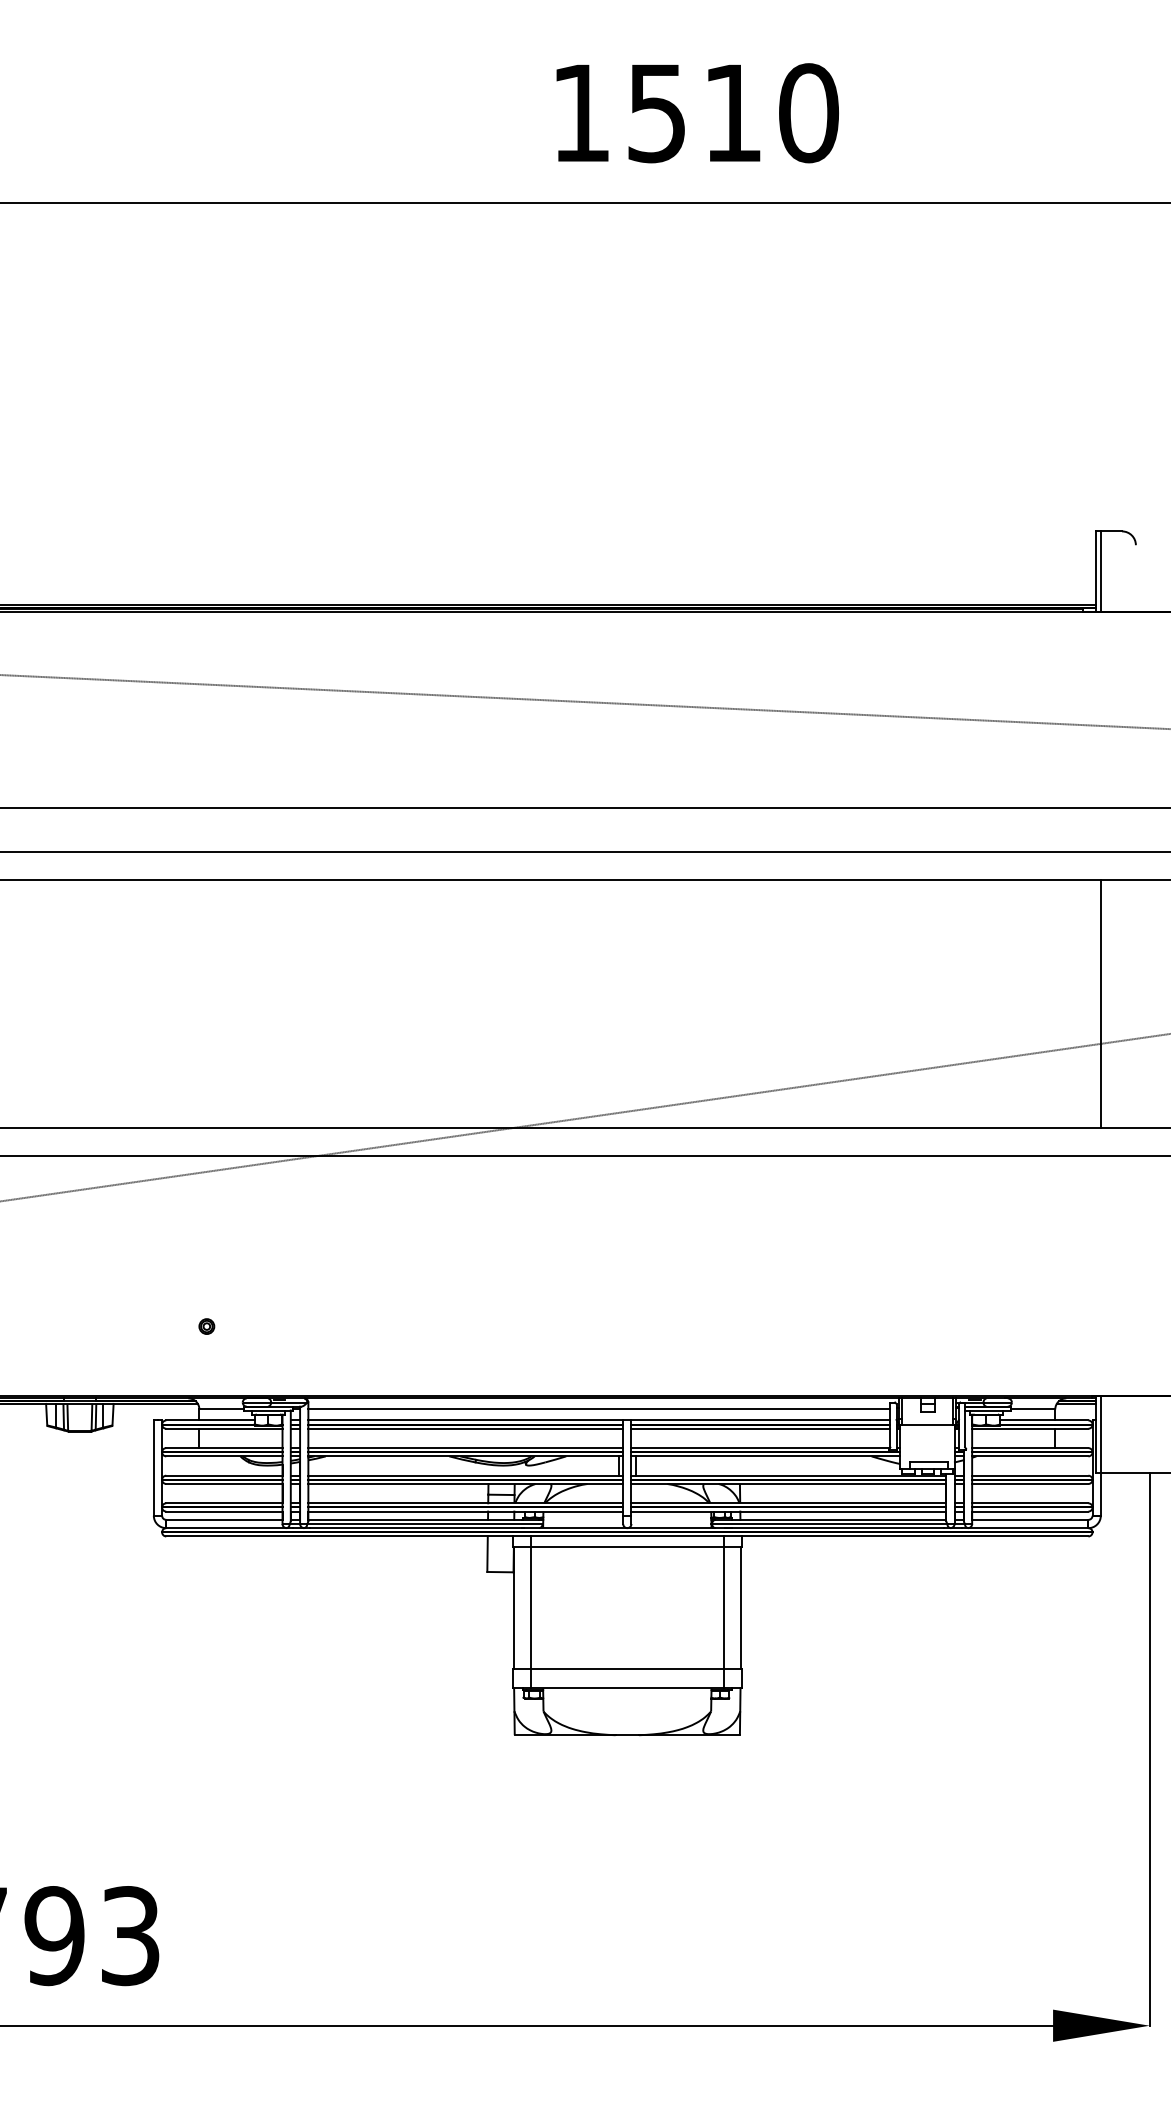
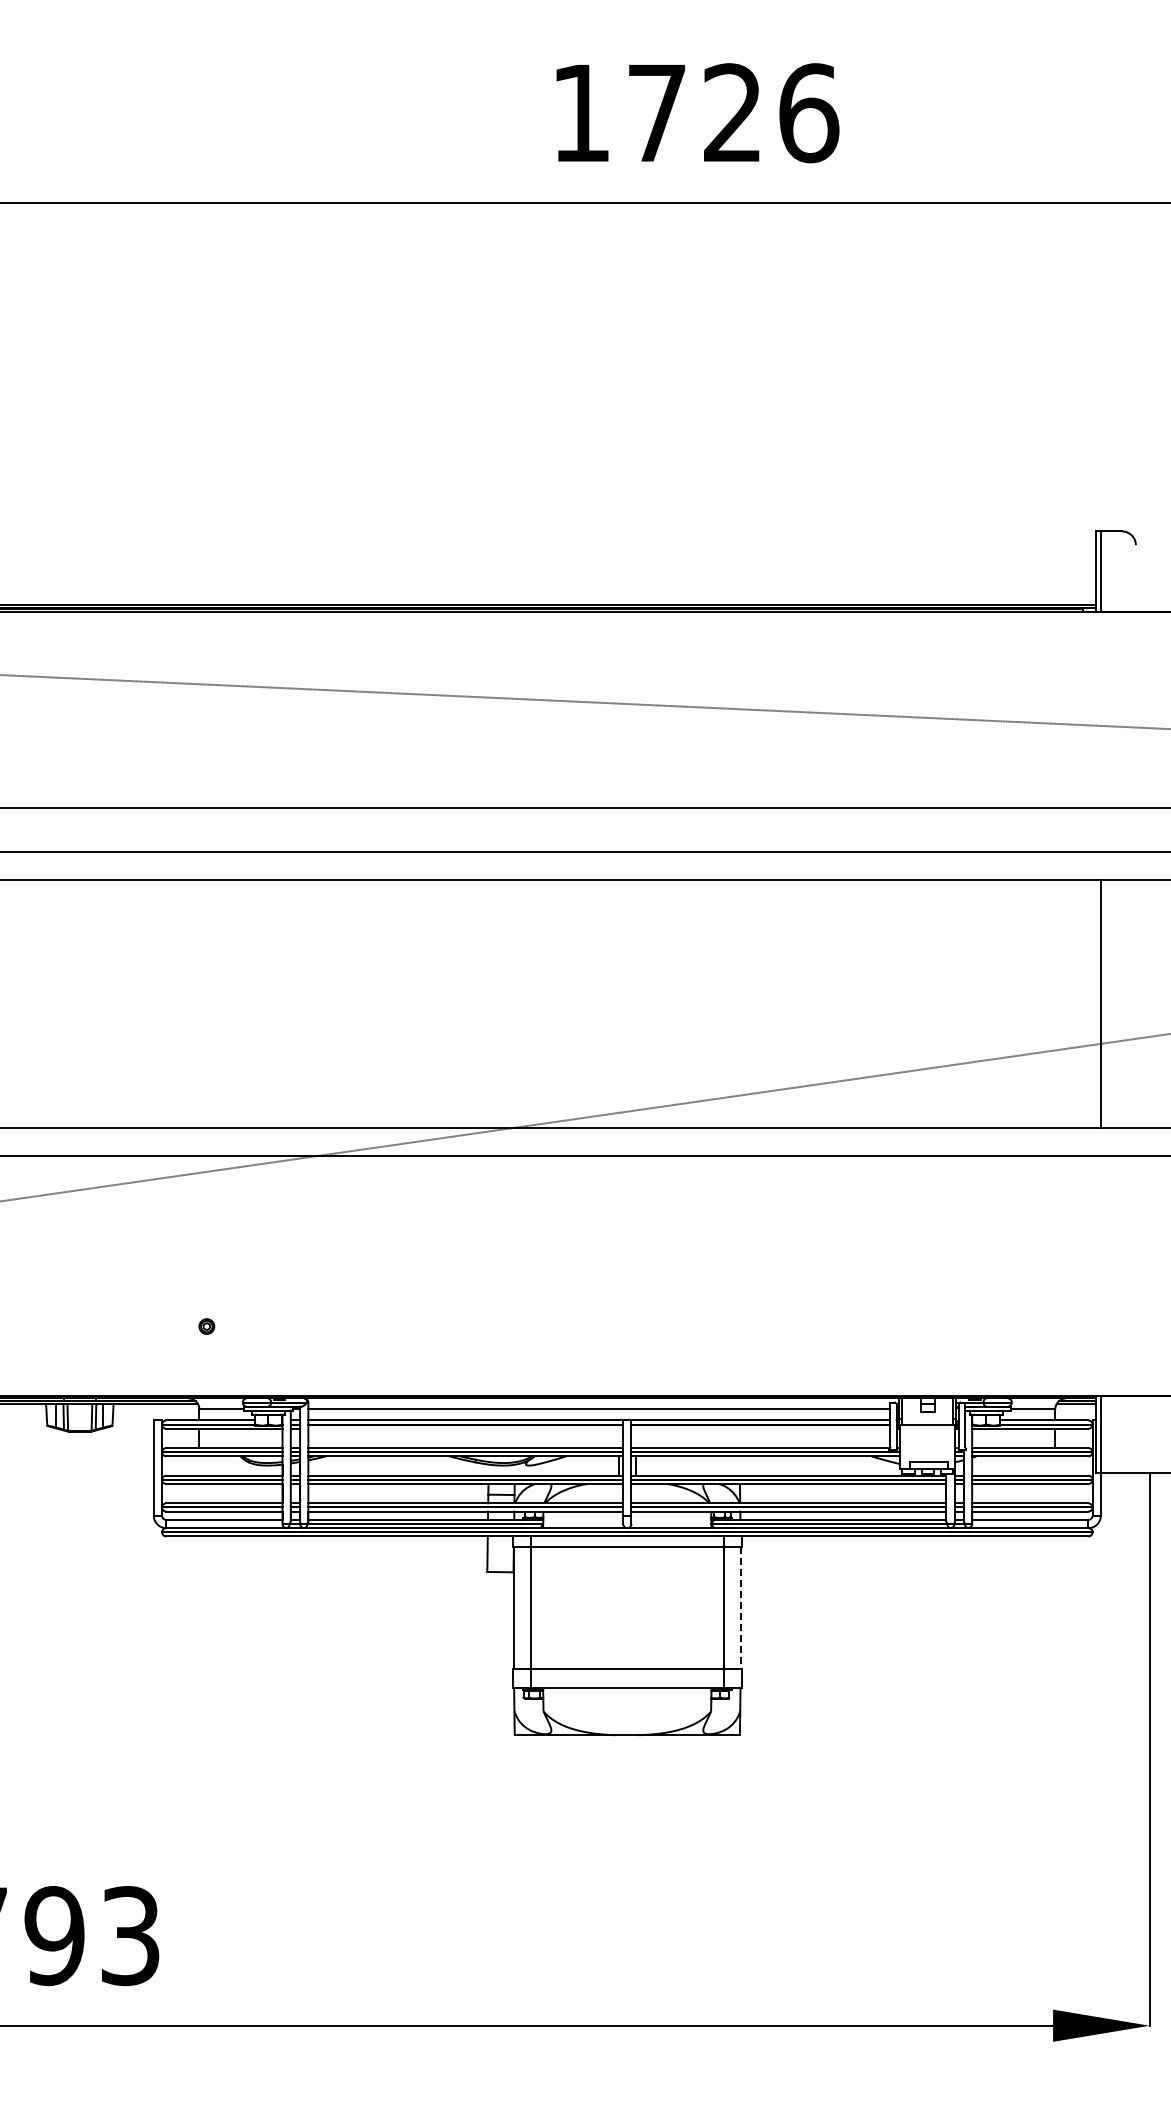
text: 1510 -> 1726 (733, 113)
line: present -> none (465, 1428)
line: present -> none (760, 1428)
line: solid -> dashed (740, 1608)
